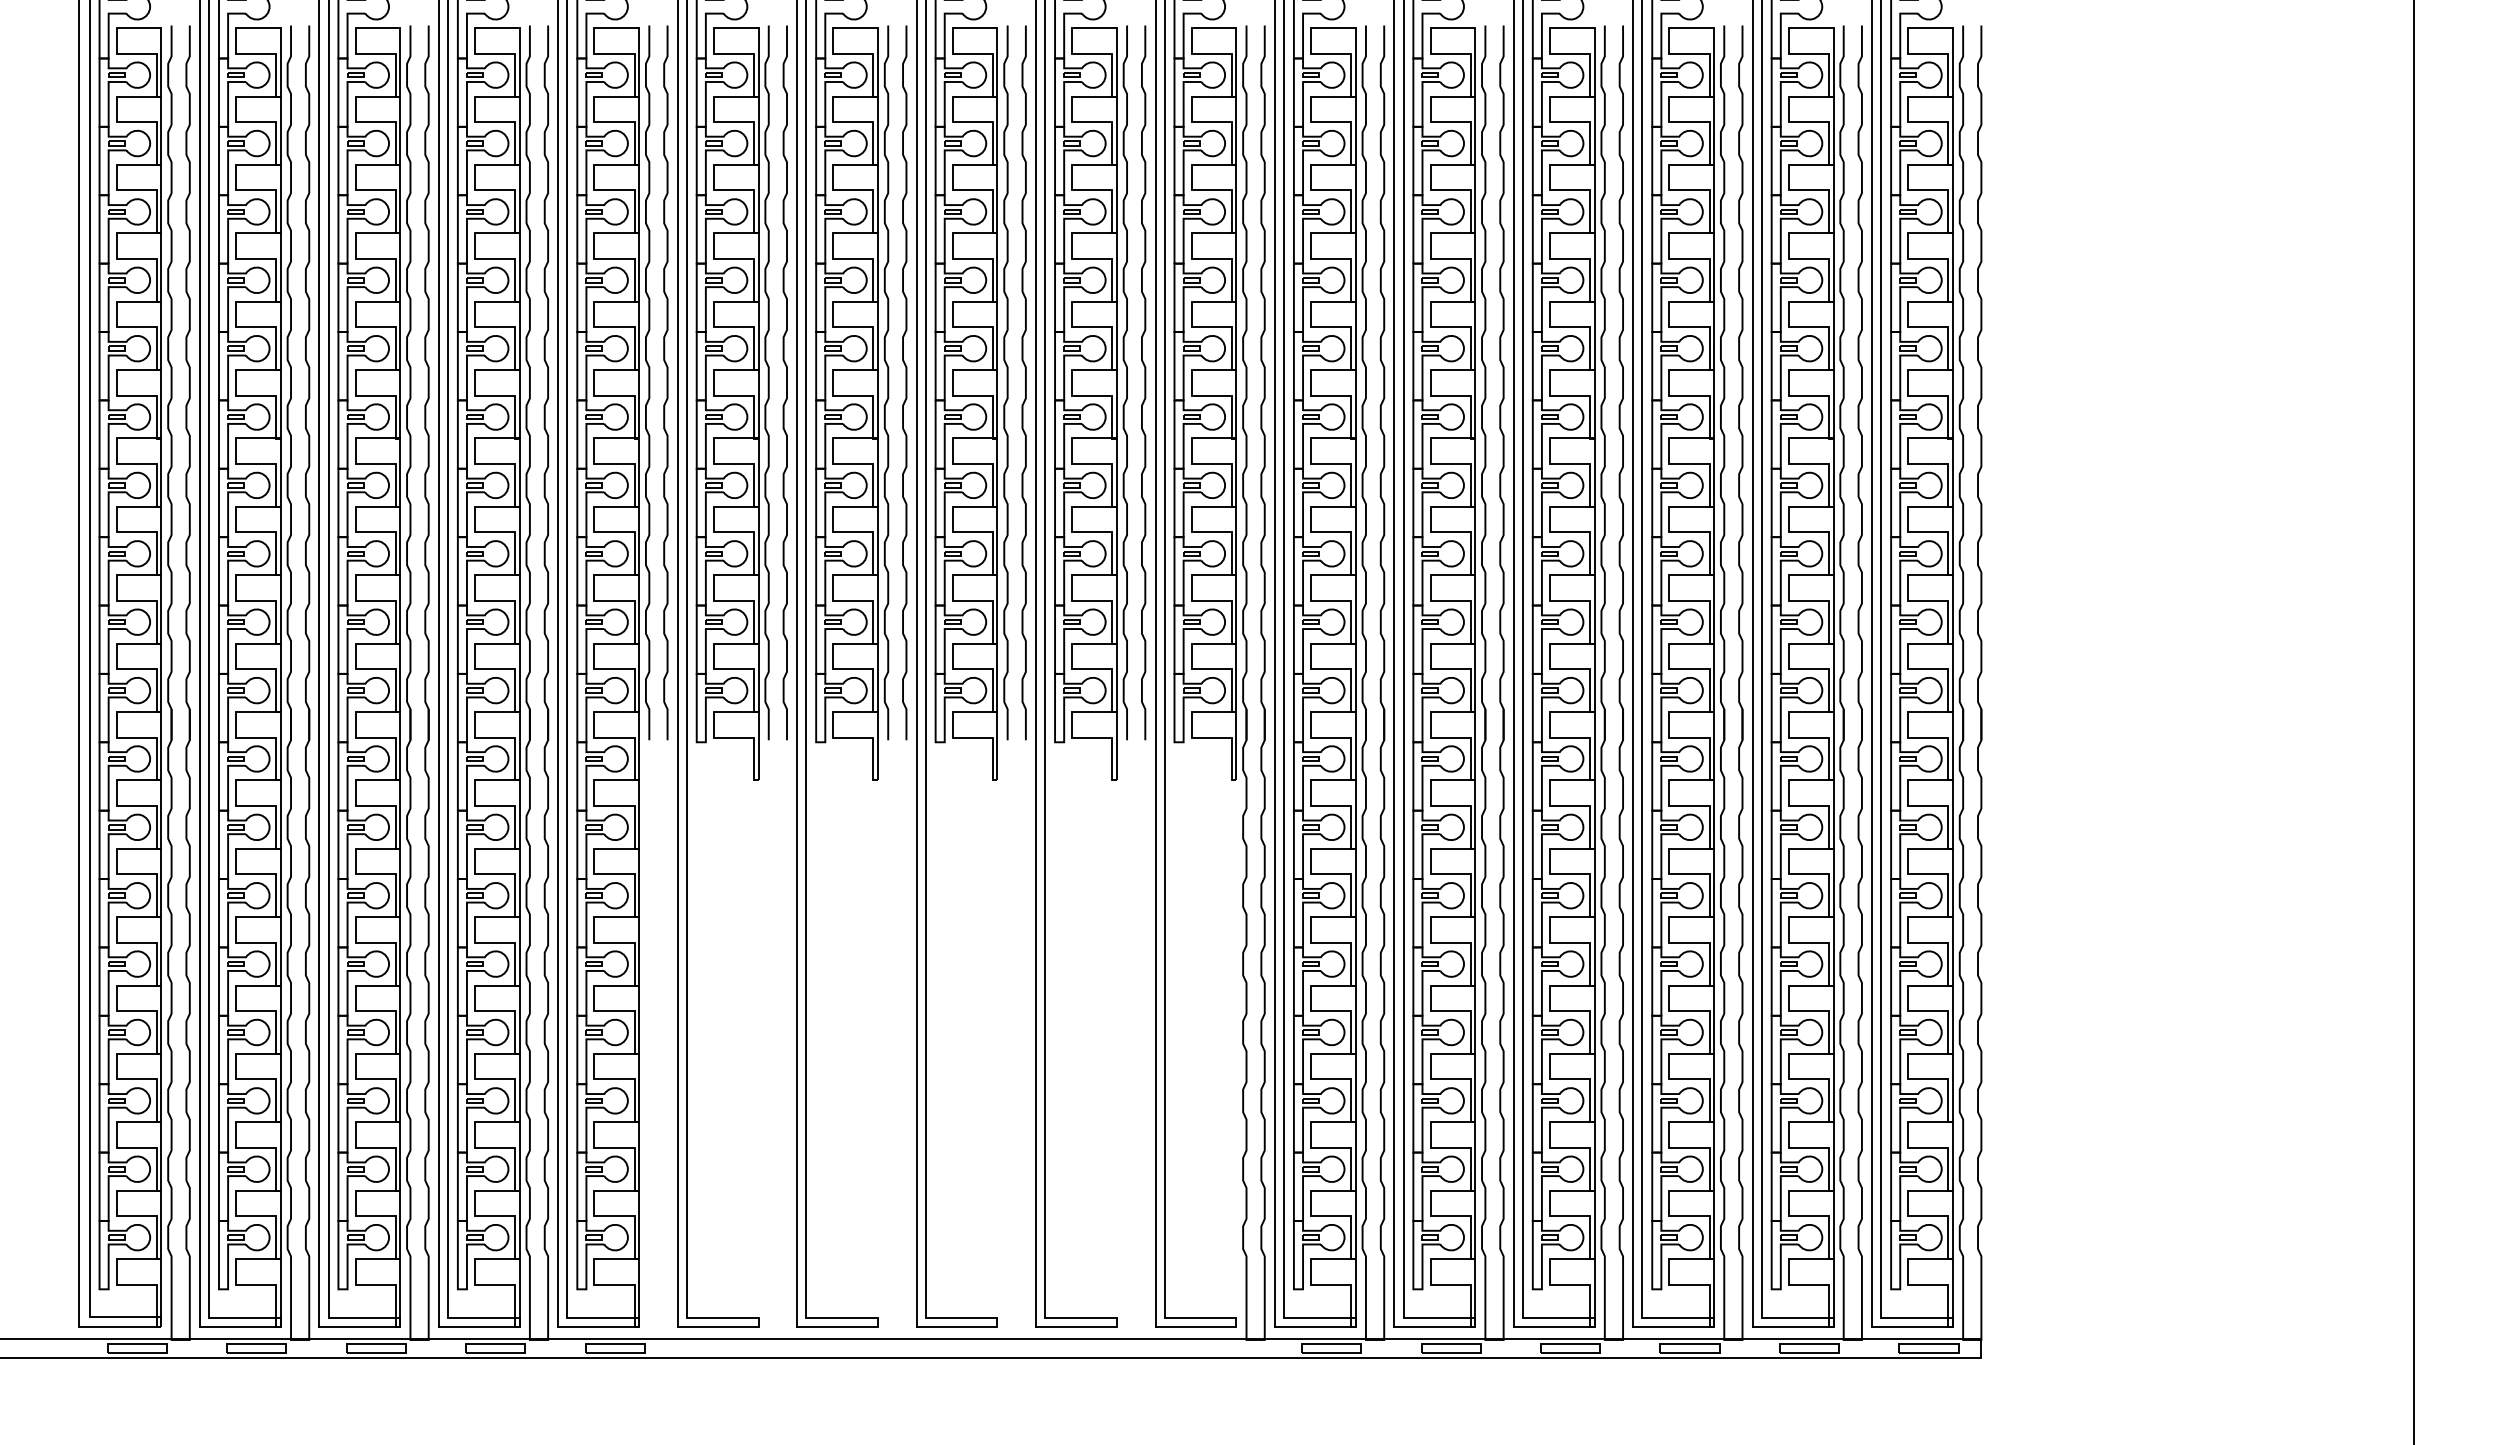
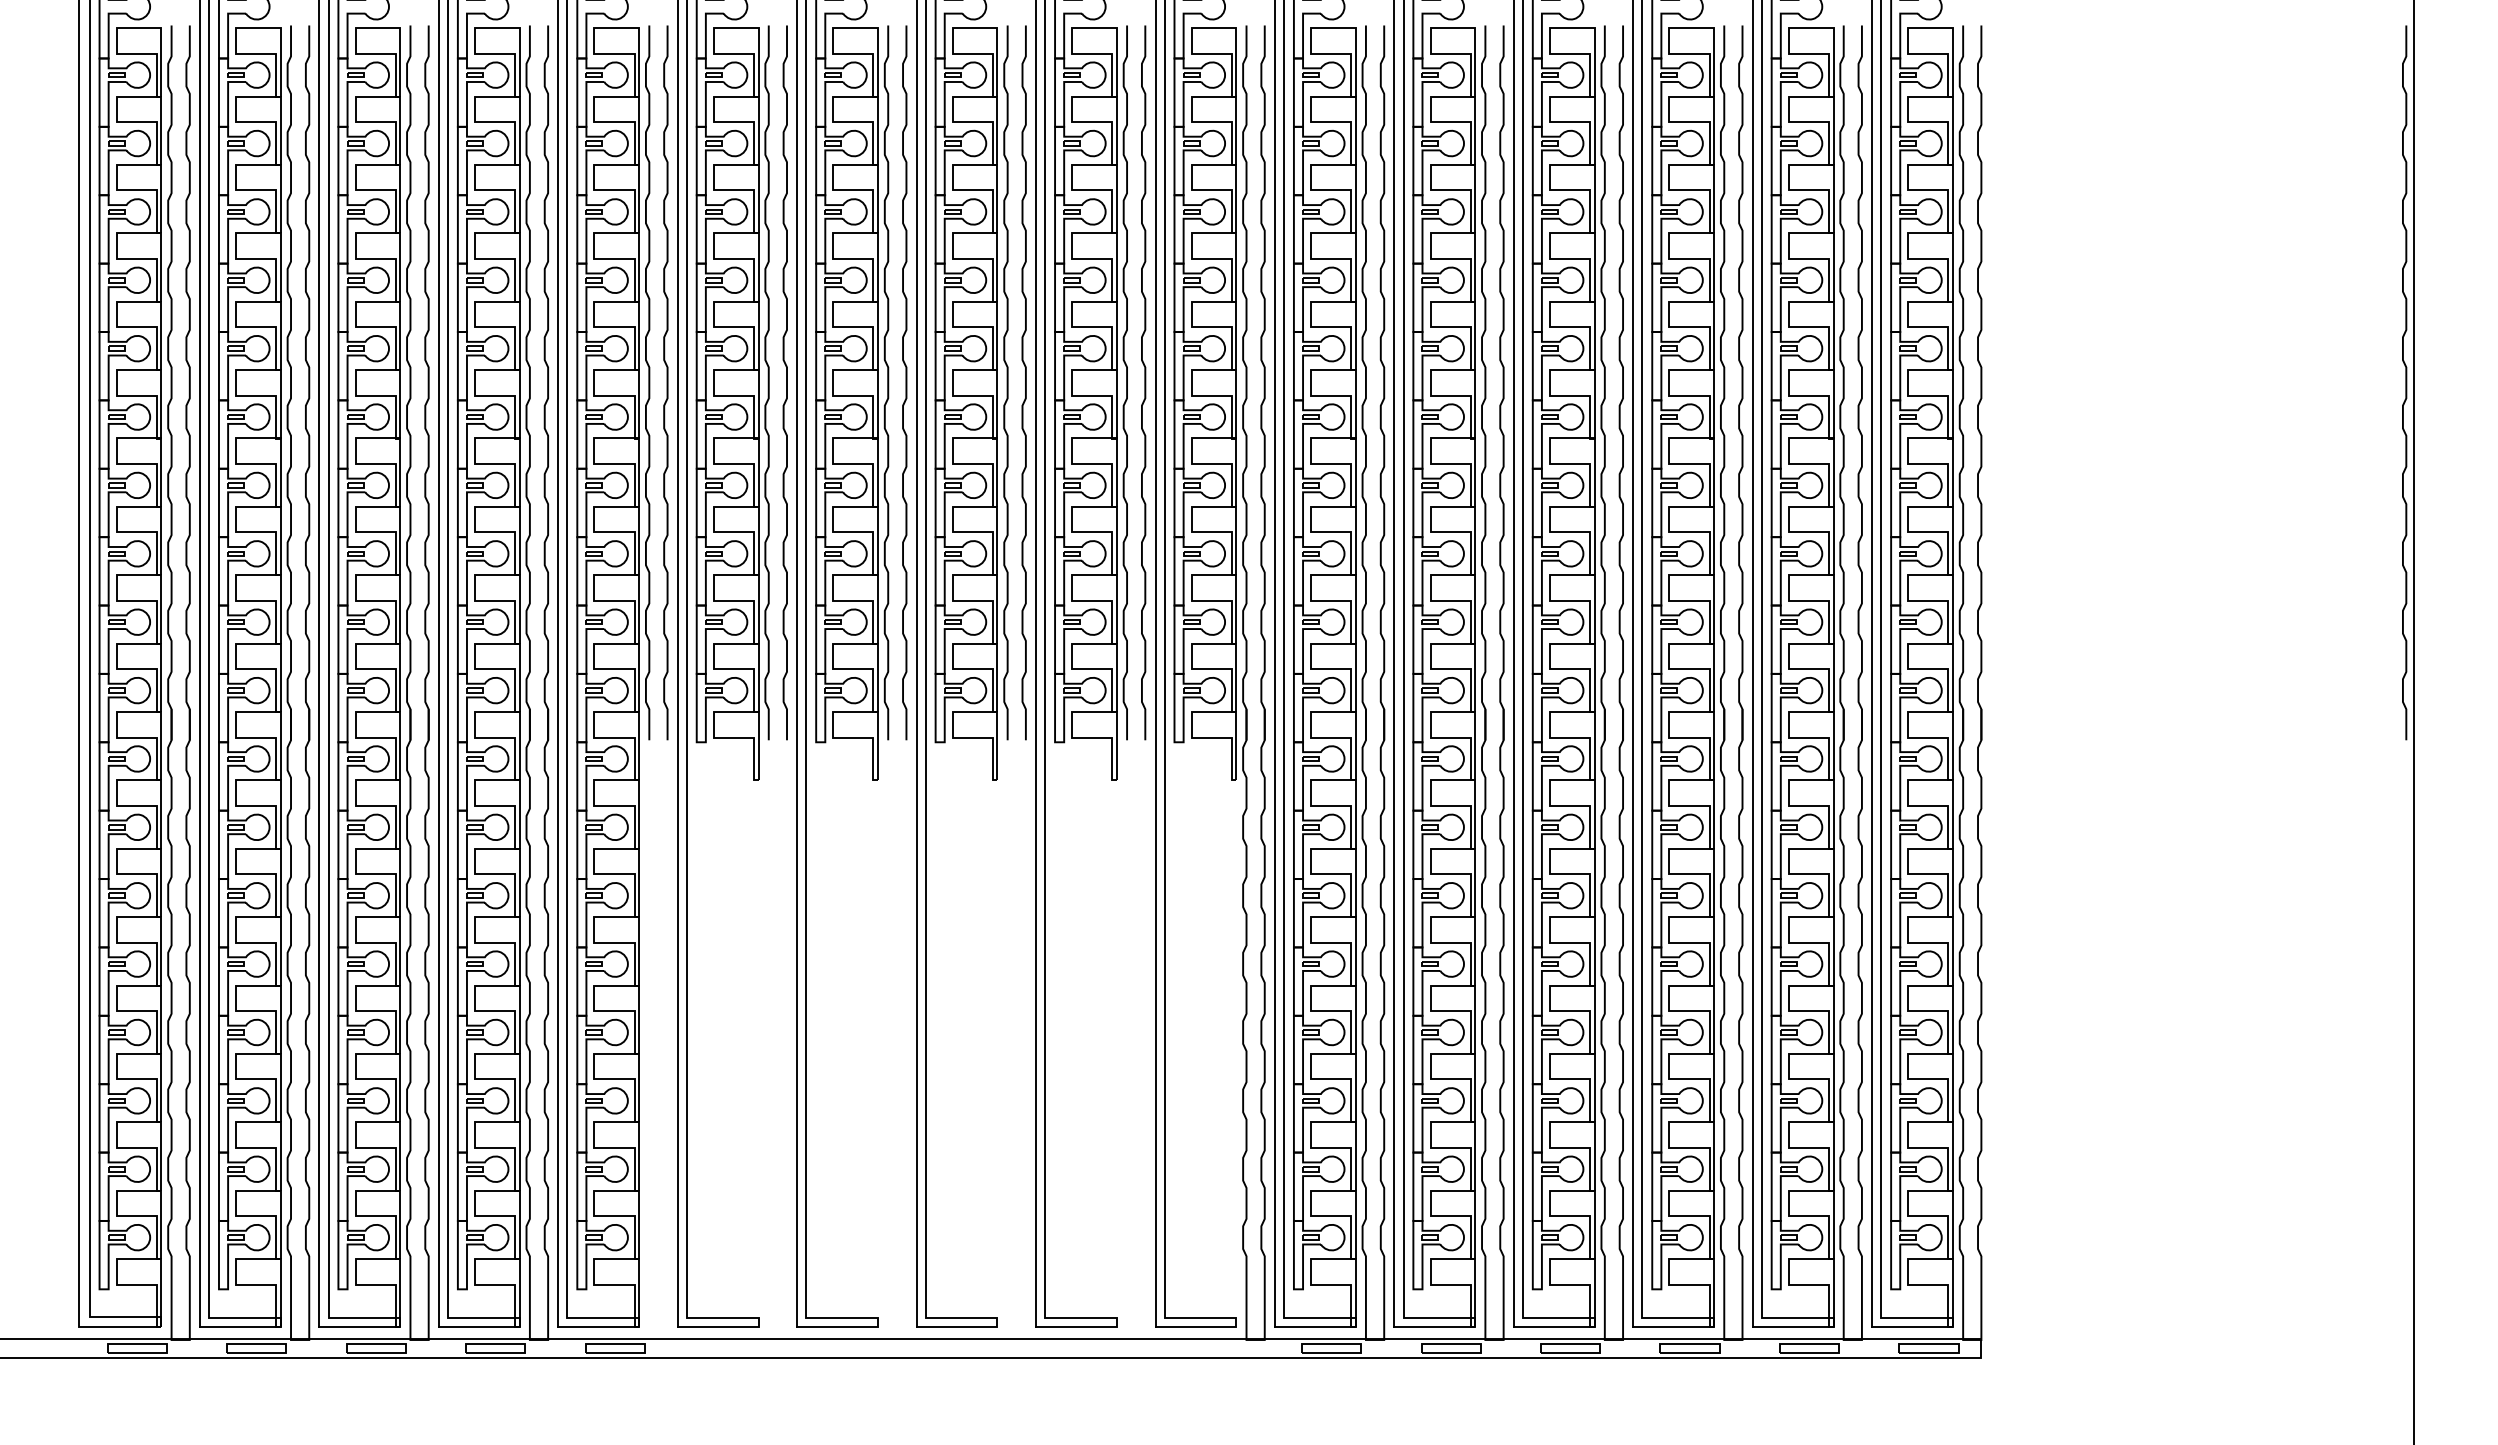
curve: none -> present (2405, 382)
